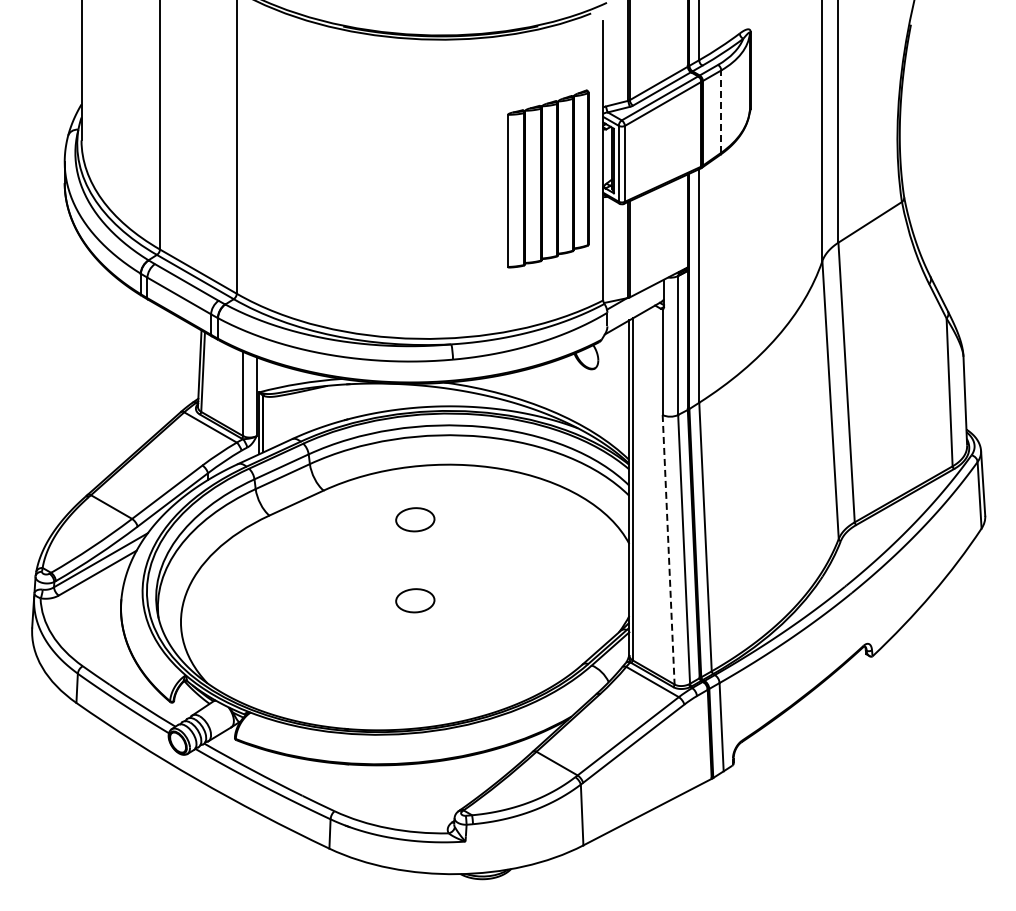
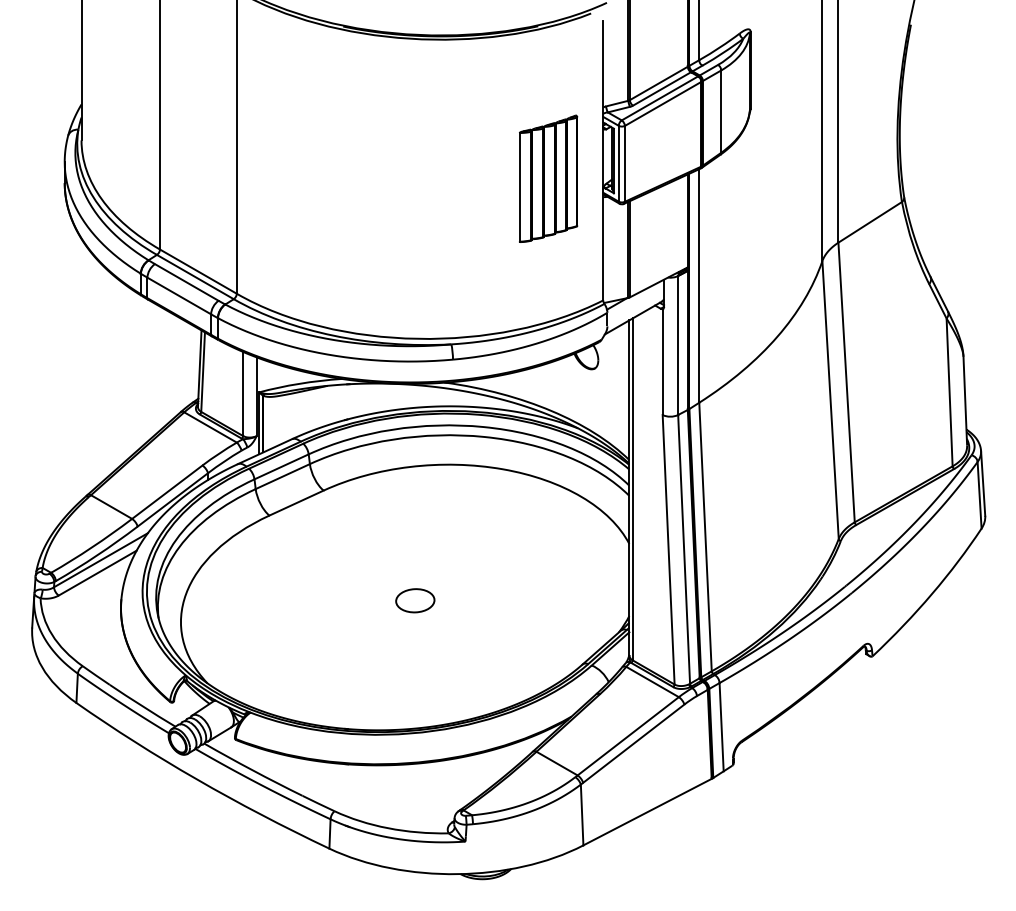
line: dashed -> solid (721, 111)
part size: 83x180 px -> 60x129 px (548, 178)
part: present -> none (415, 519)
line: dashed -> solid (668, 549)
